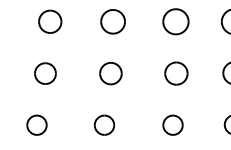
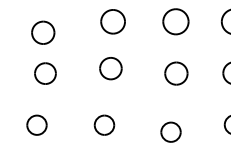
part position: (50, 21) -> (43, 32) (43, 32)
part position: (110, 73) -> (110, 68) (110, 68)
part position: (172, 124) -> (170, 131) (170, 131)
